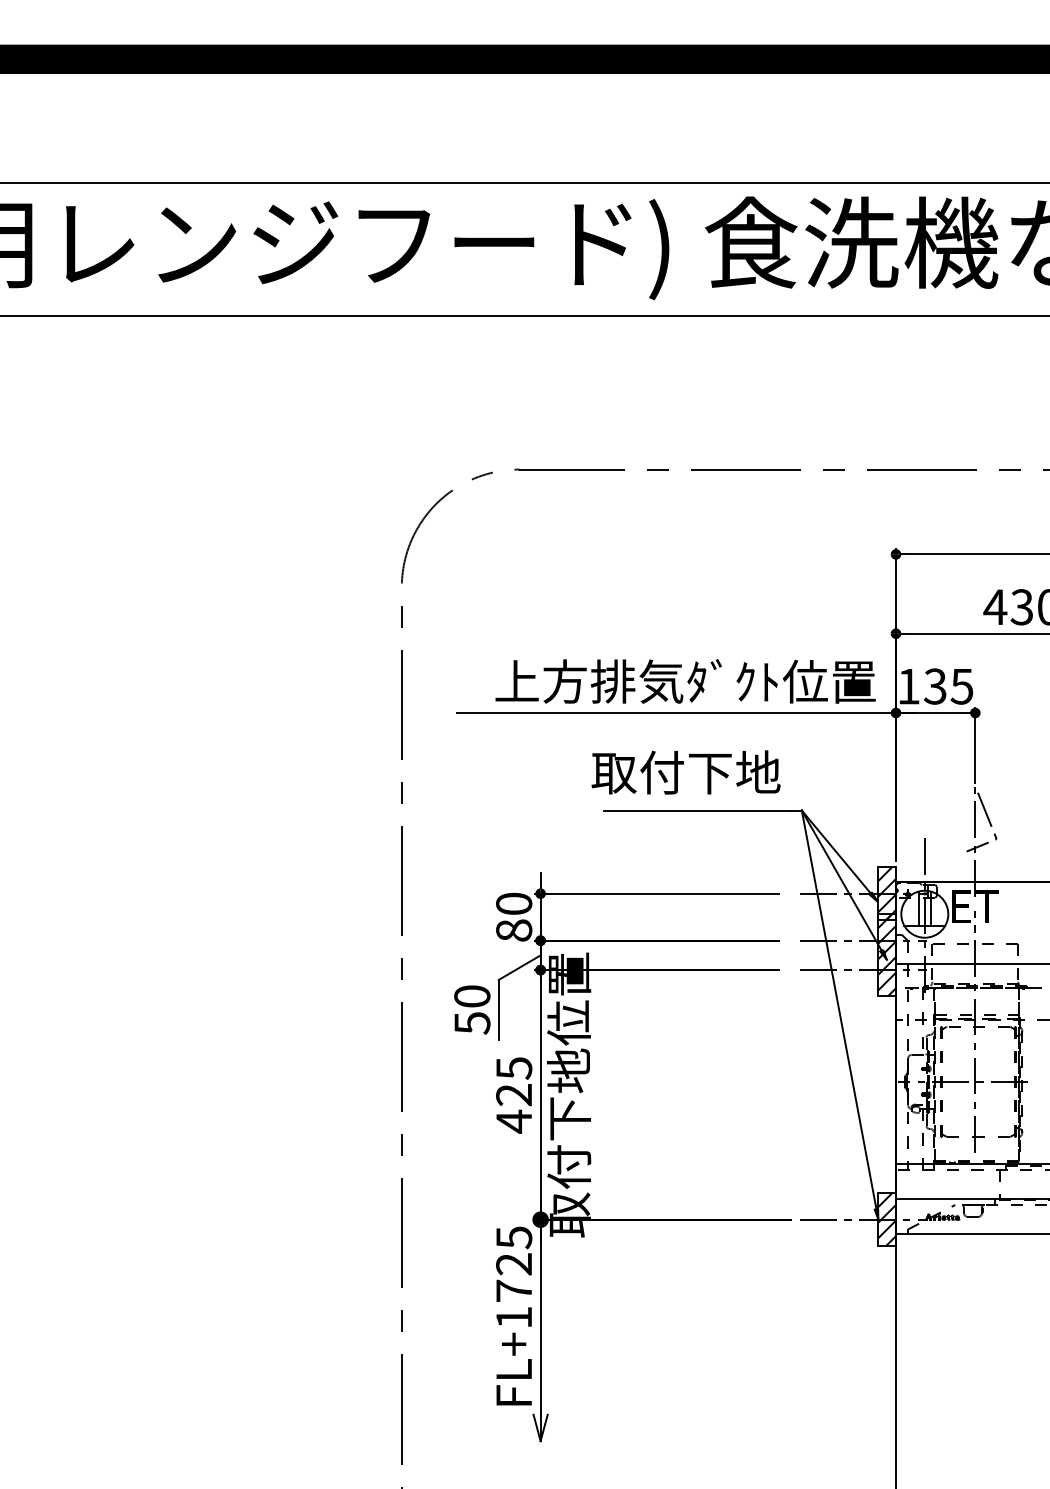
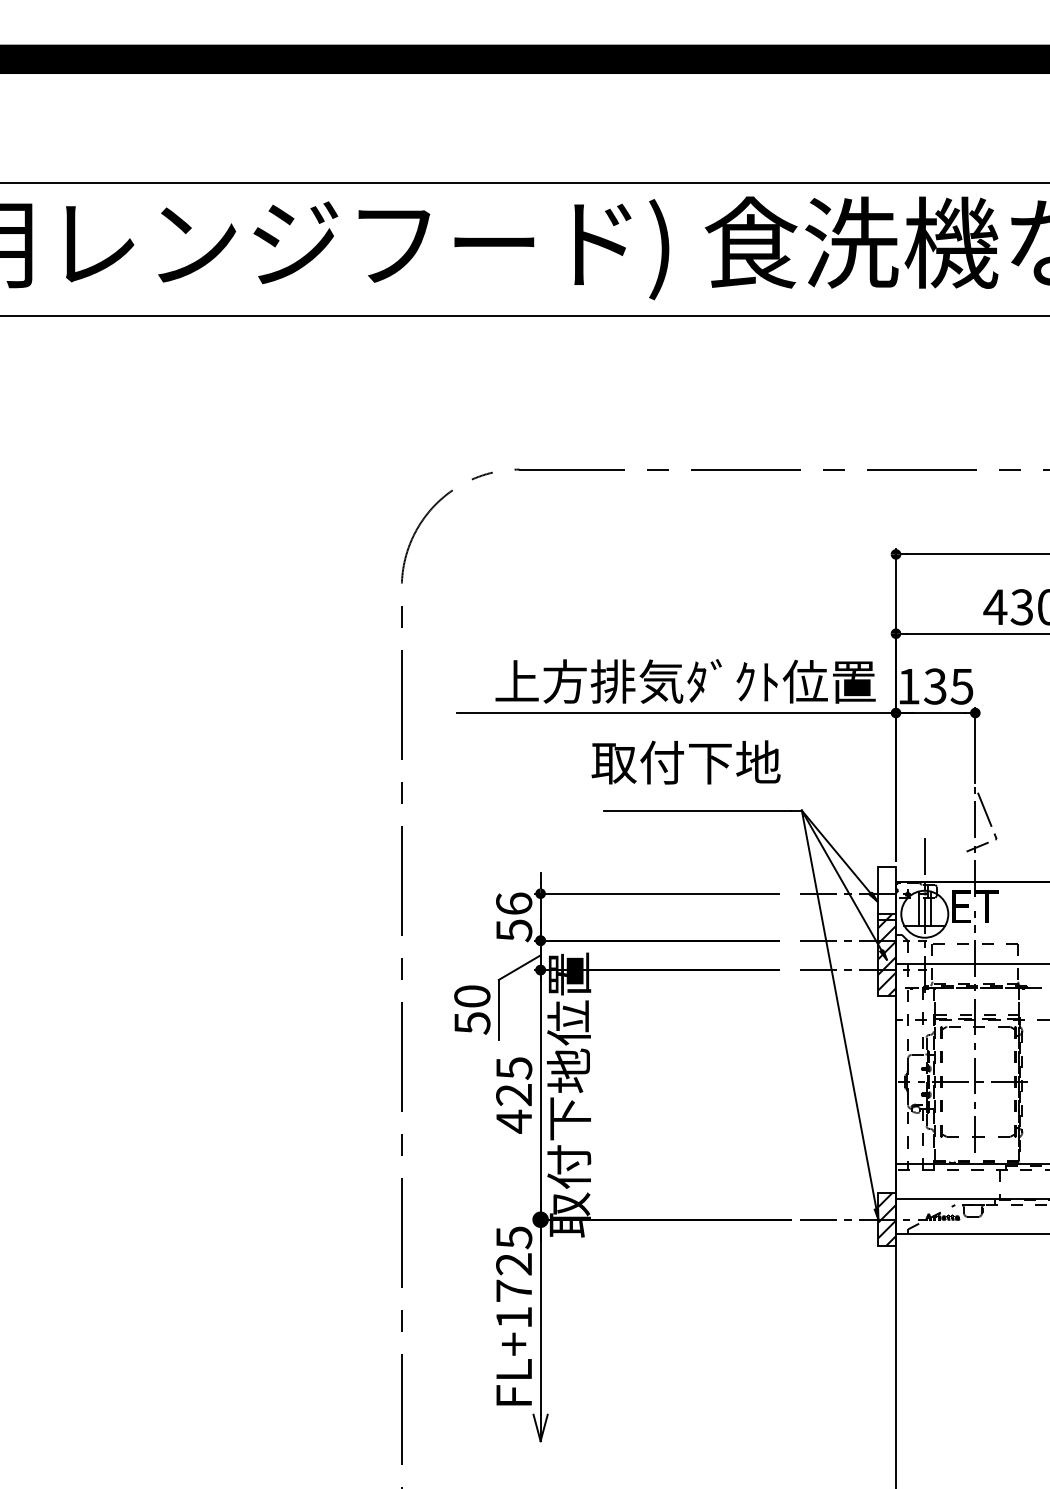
text position: (685, 772) -> (685, 762) (685, 762)
hatch: present -> none (887, 893)
text: 80 -> 56 (514, 917)
